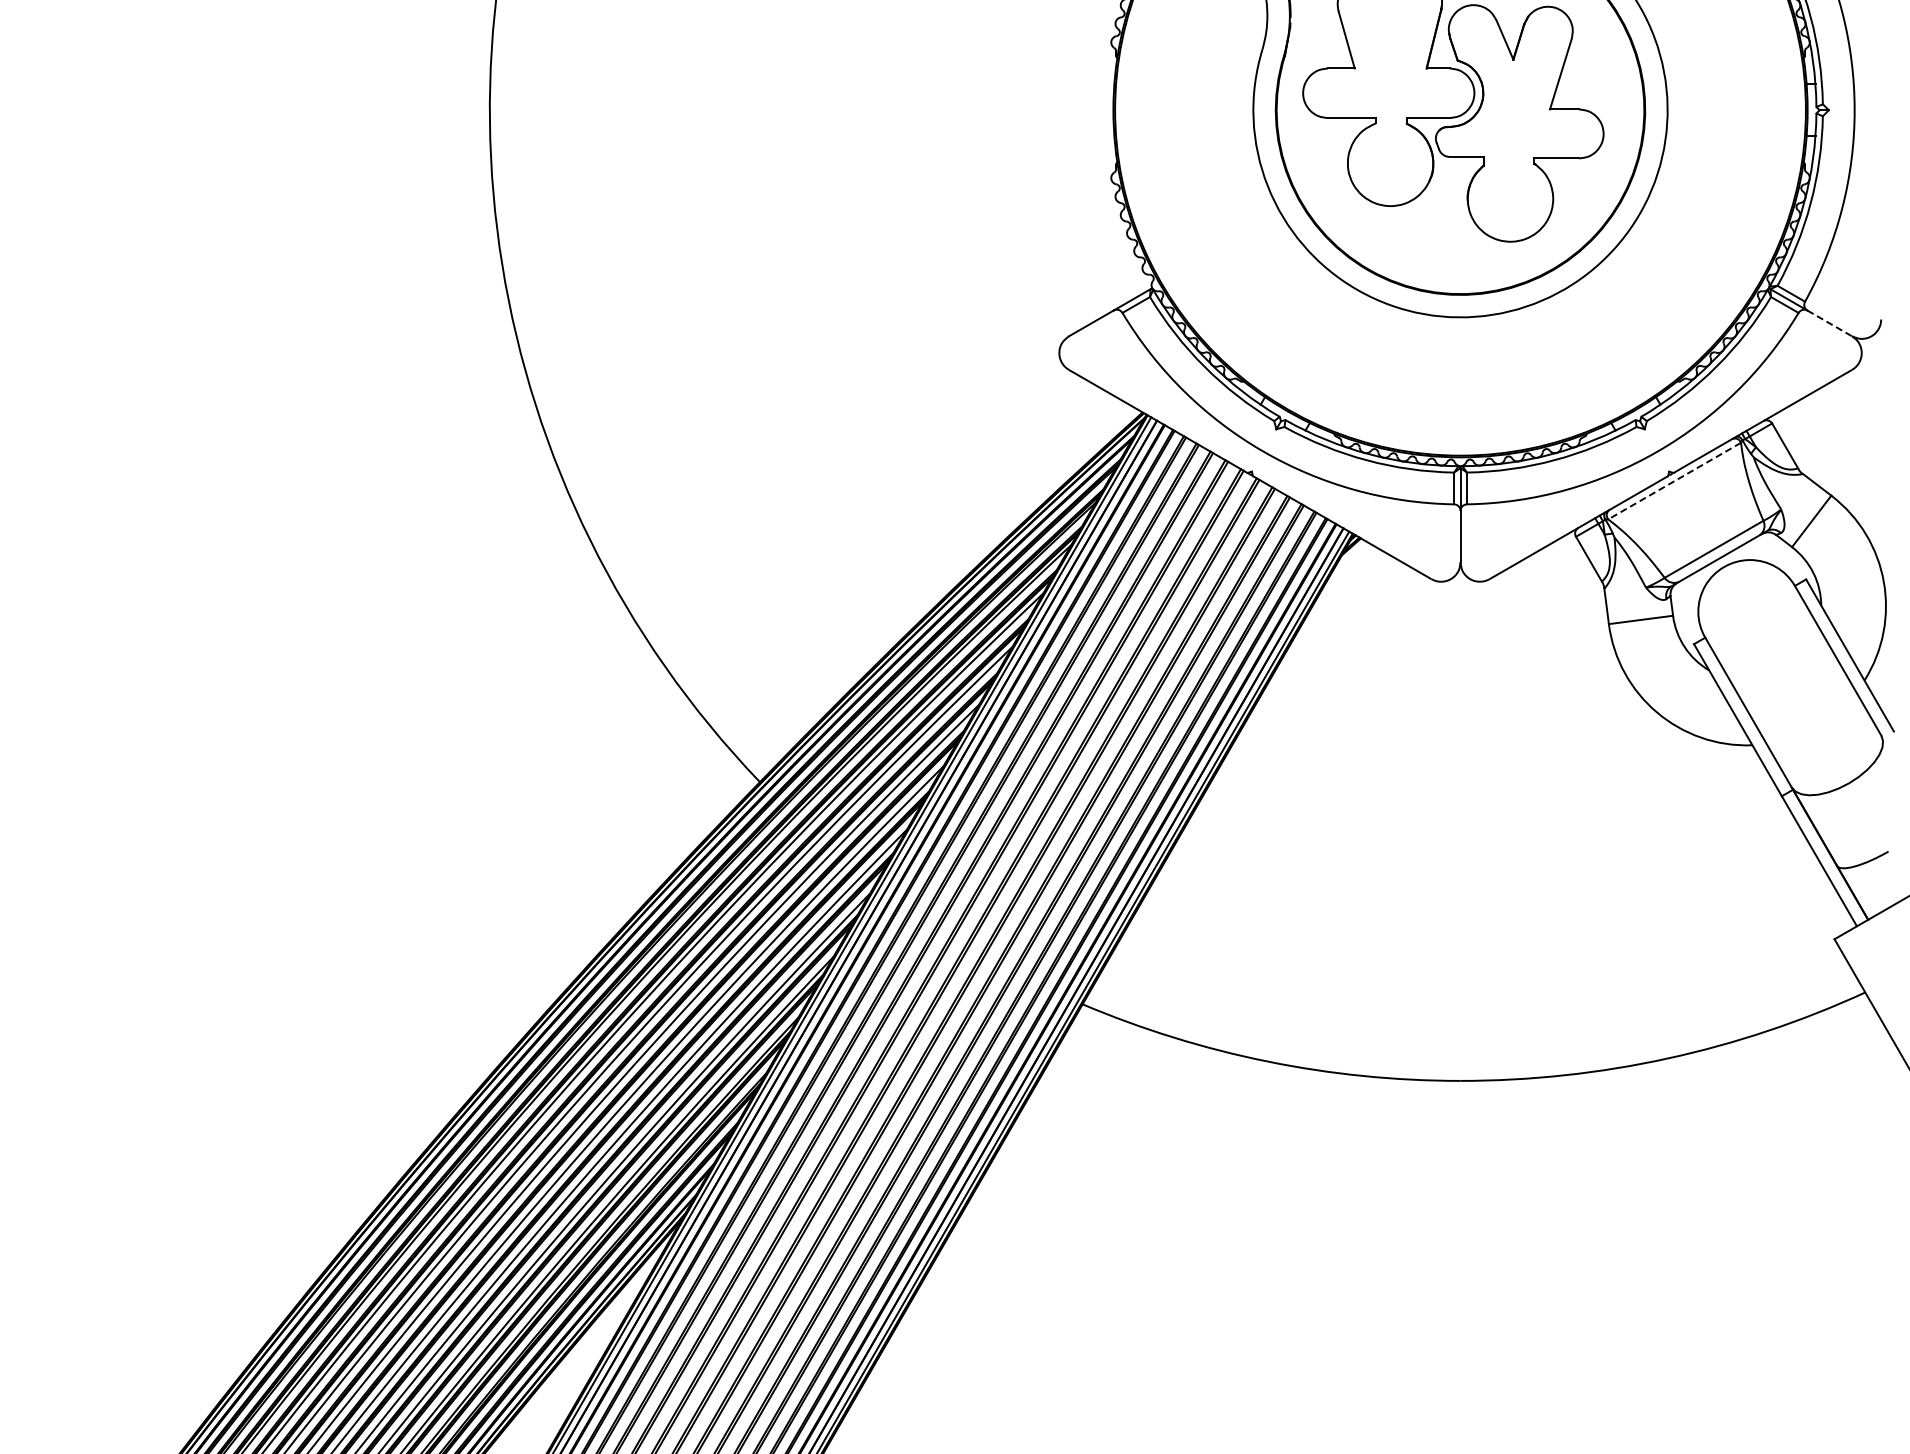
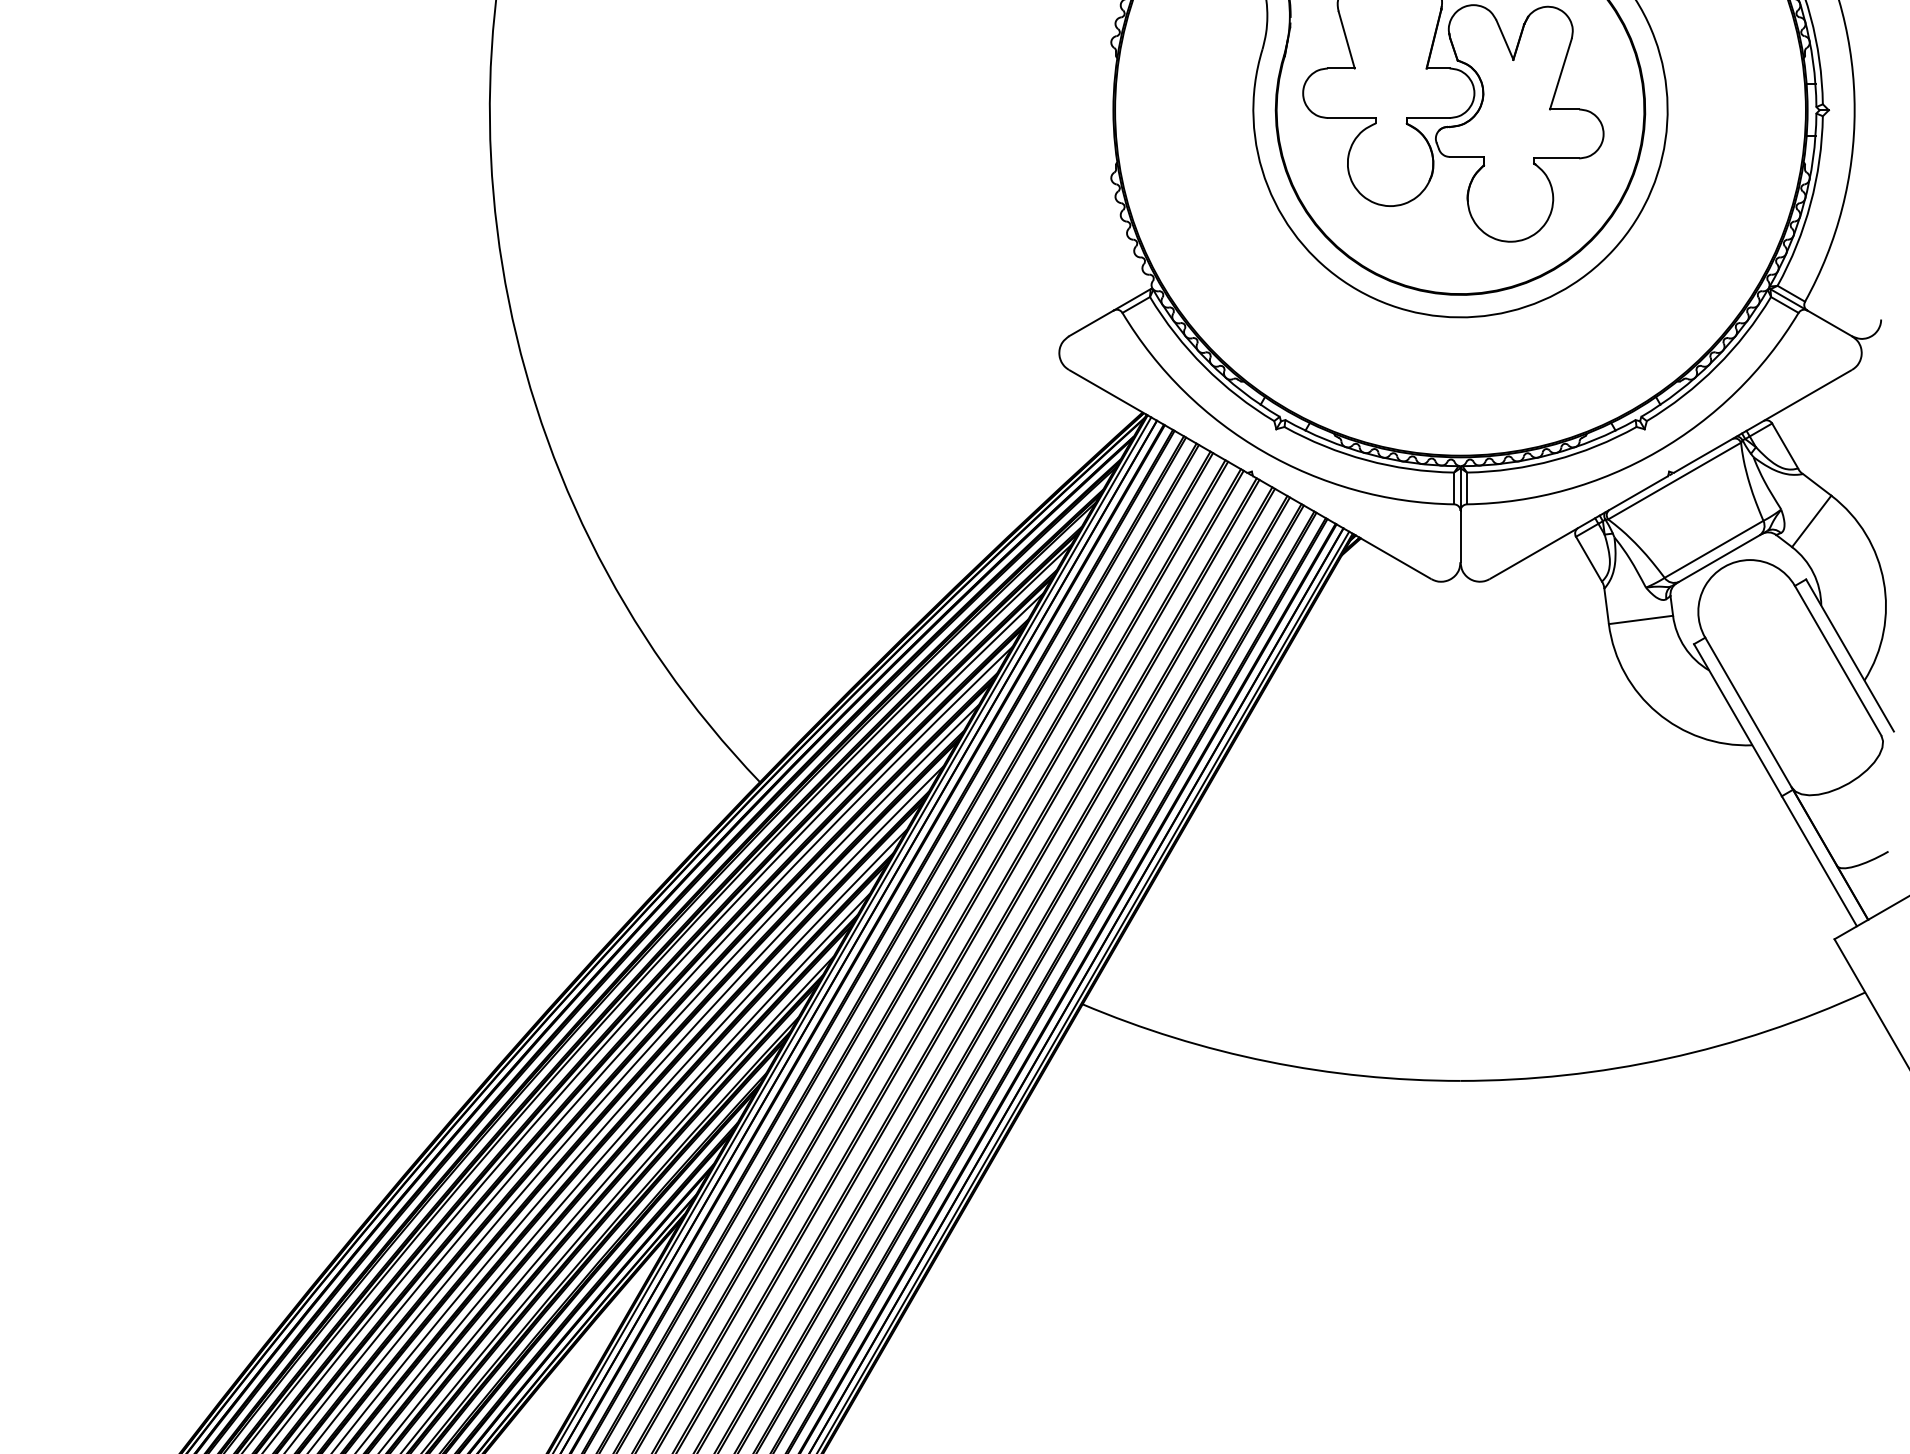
line: dashed -> solid (1829, 323)
line: dashed -> solid (1674, 481)
